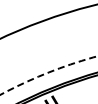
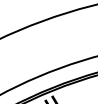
circle: dashed -> solid (48, 75)
